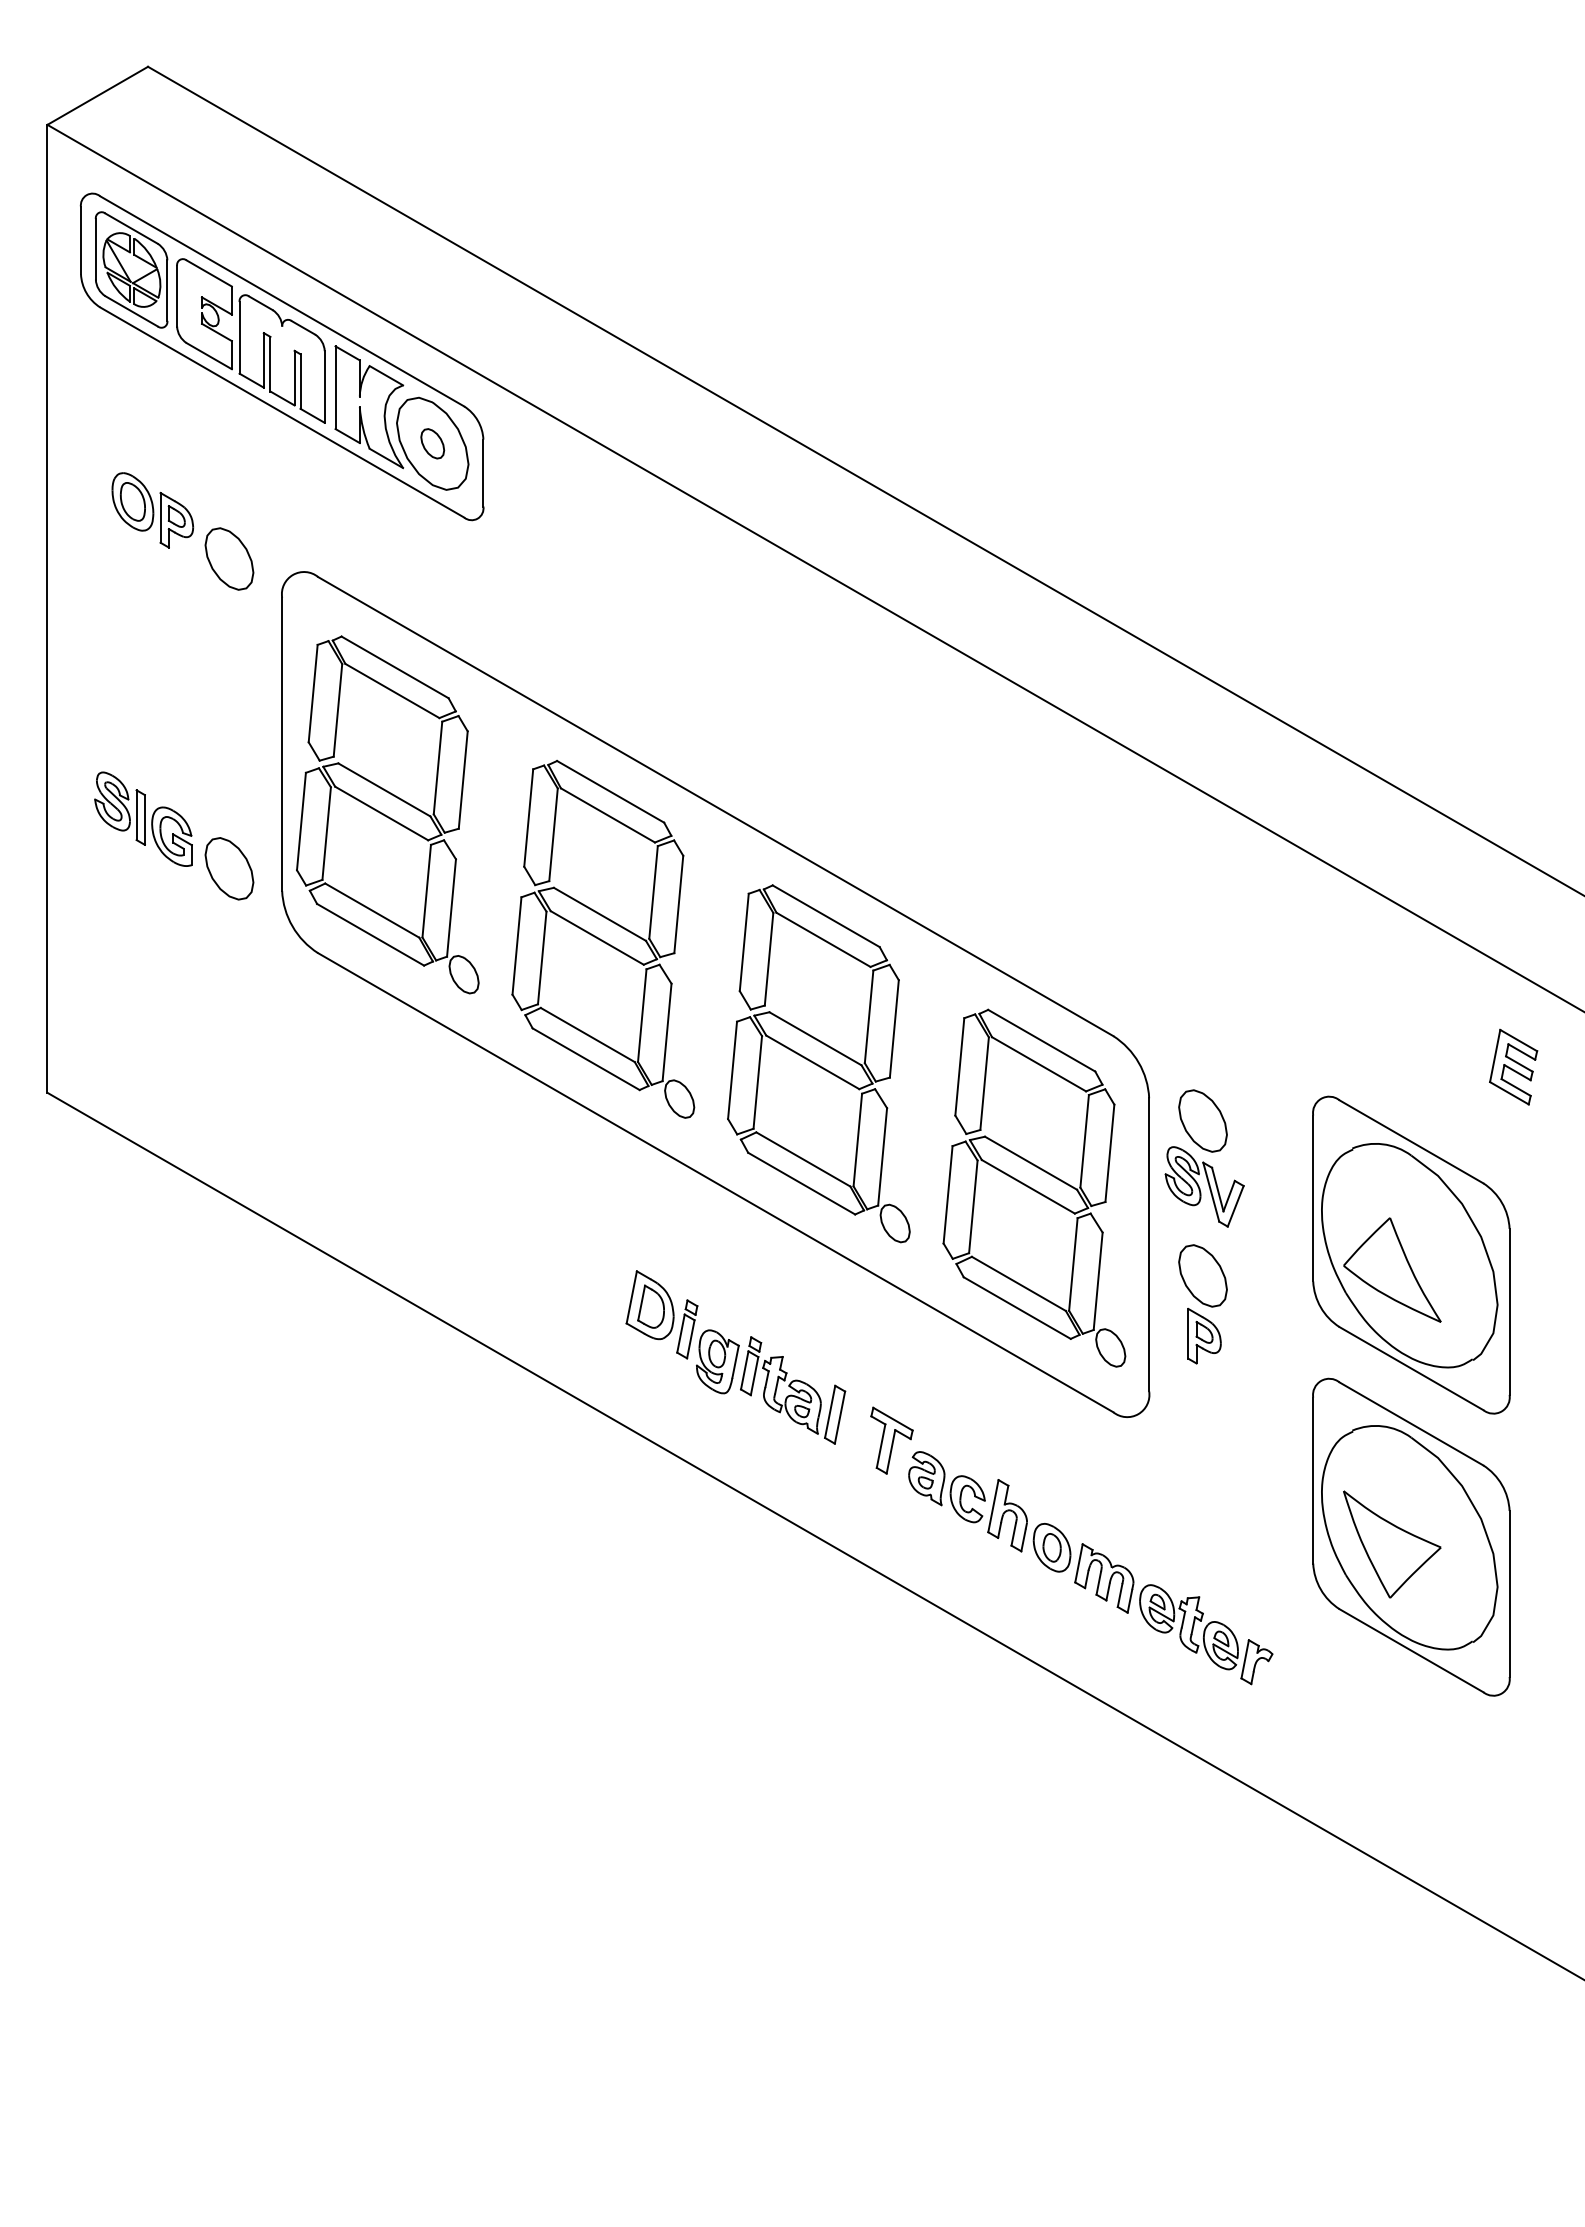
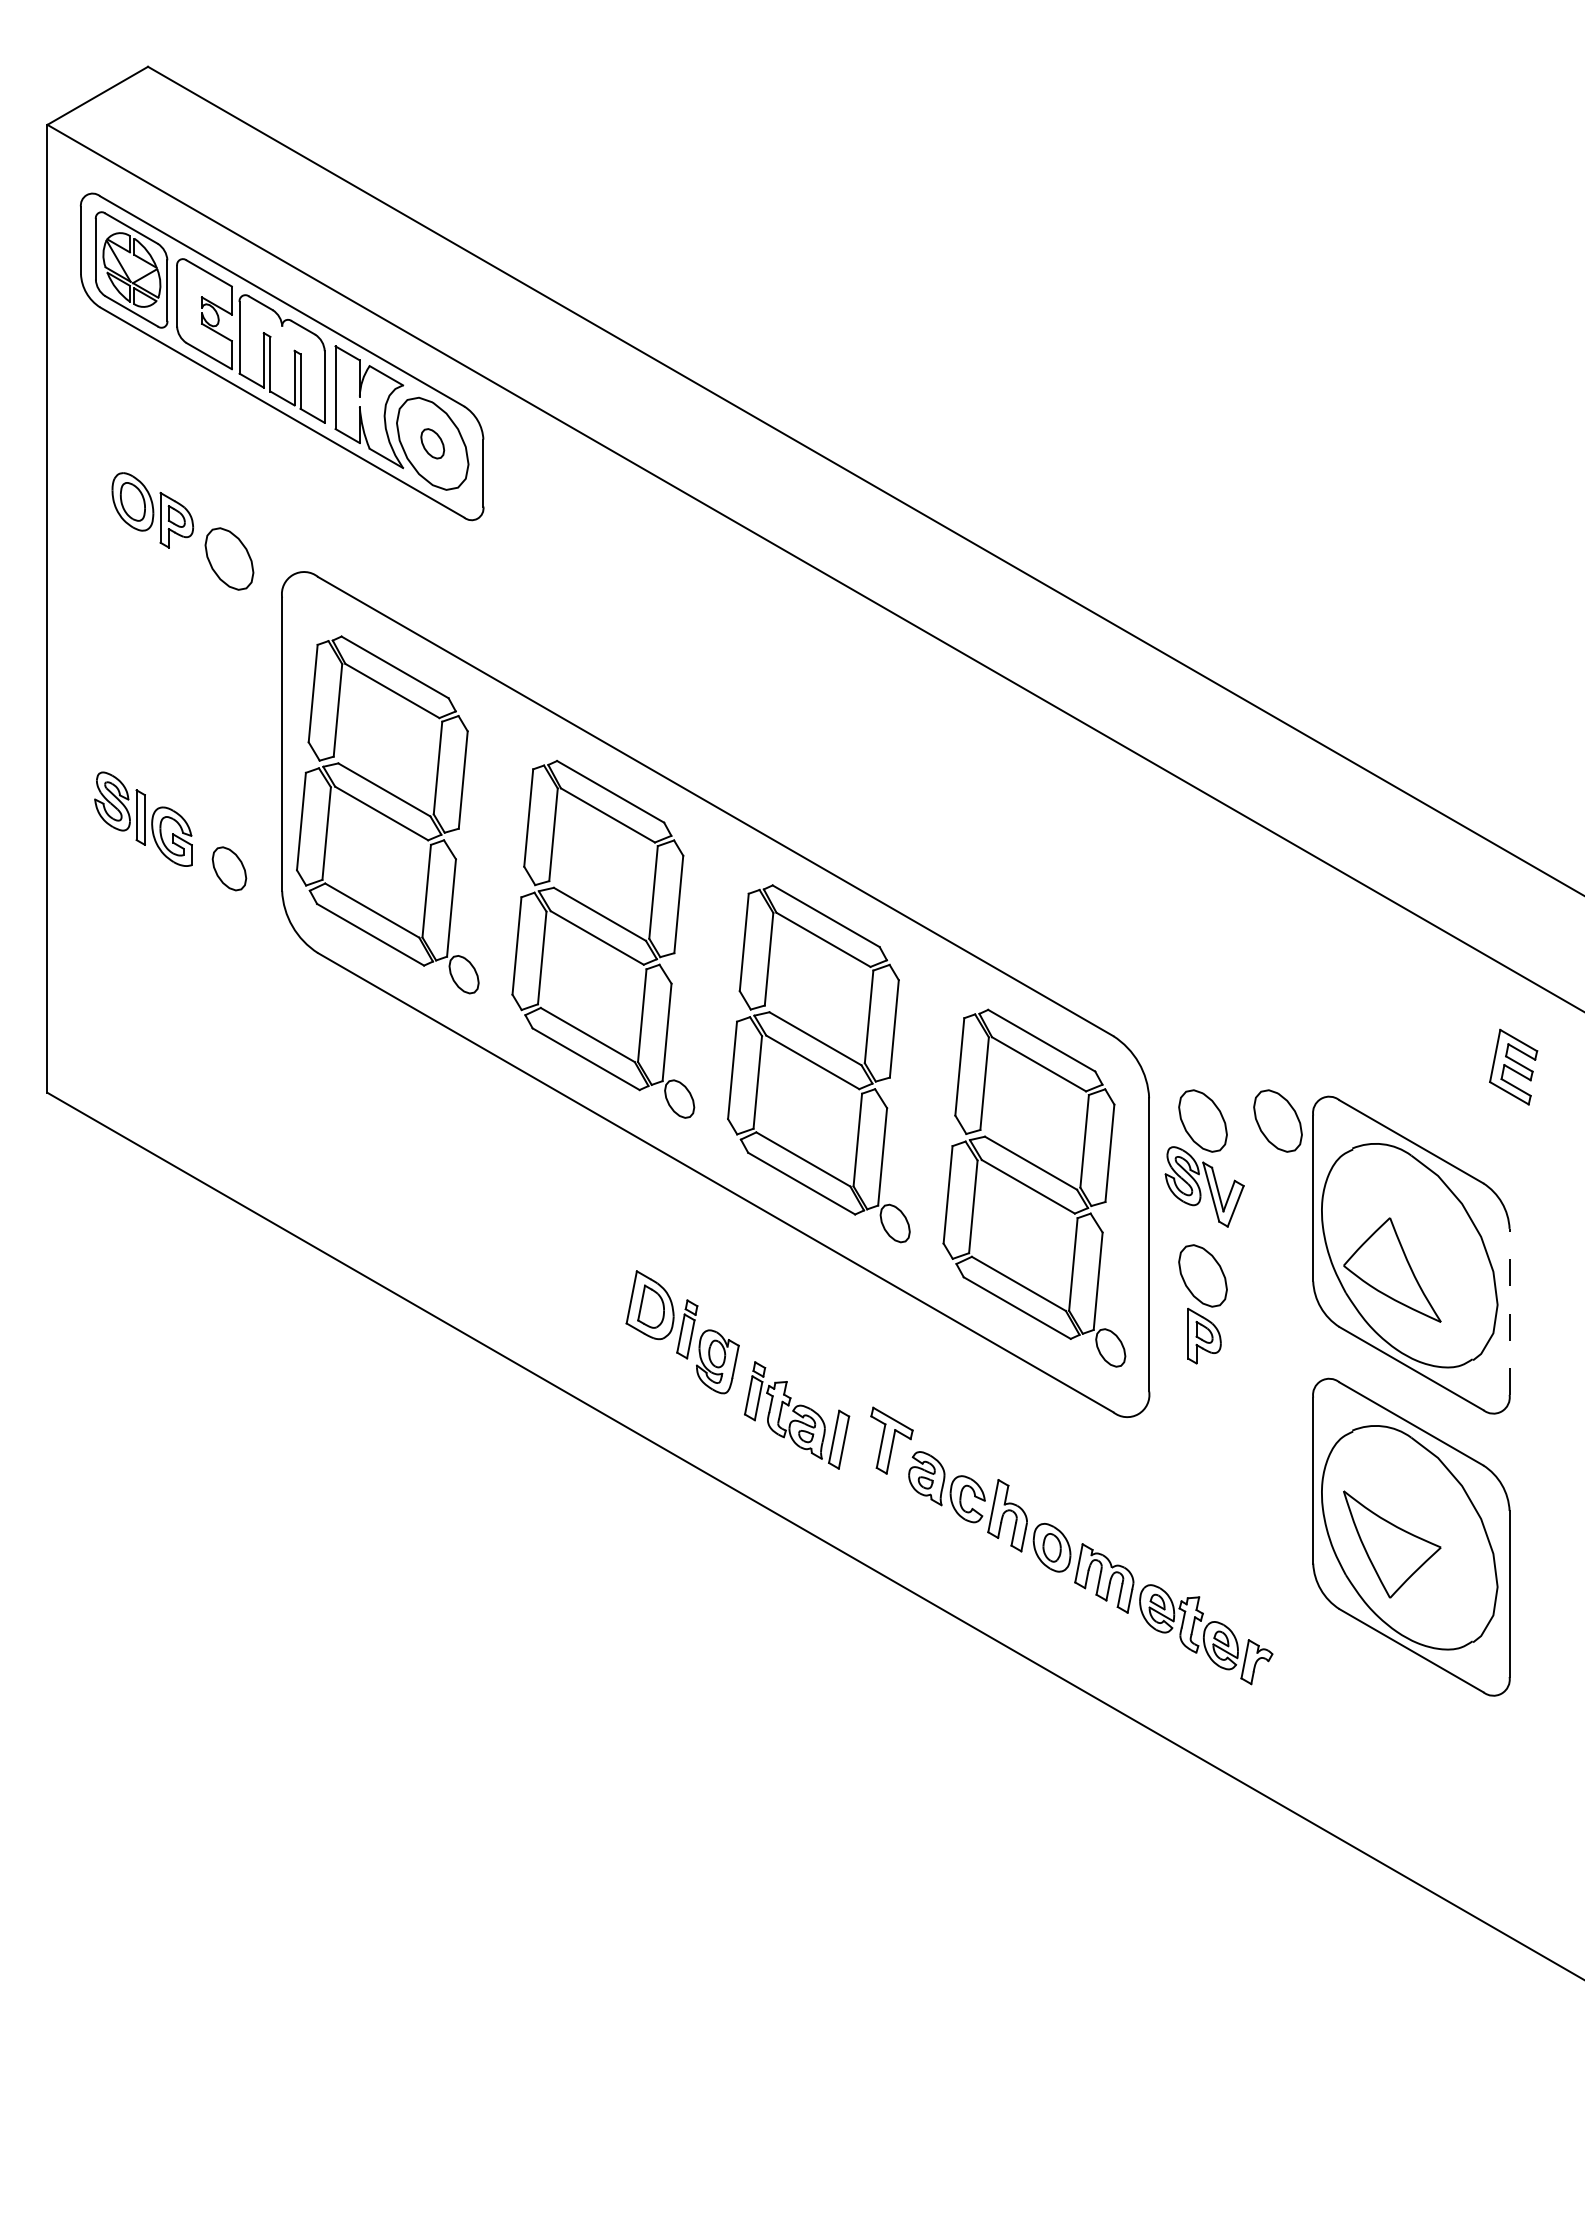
part size: 51x64 px -> 37x46 px (229, 868)
part: none -> present (1277, 1120)
line: solid -> dashed (1509, 1311)
part position: (793, 1390) -> (797, 1415) (797, 1415)
